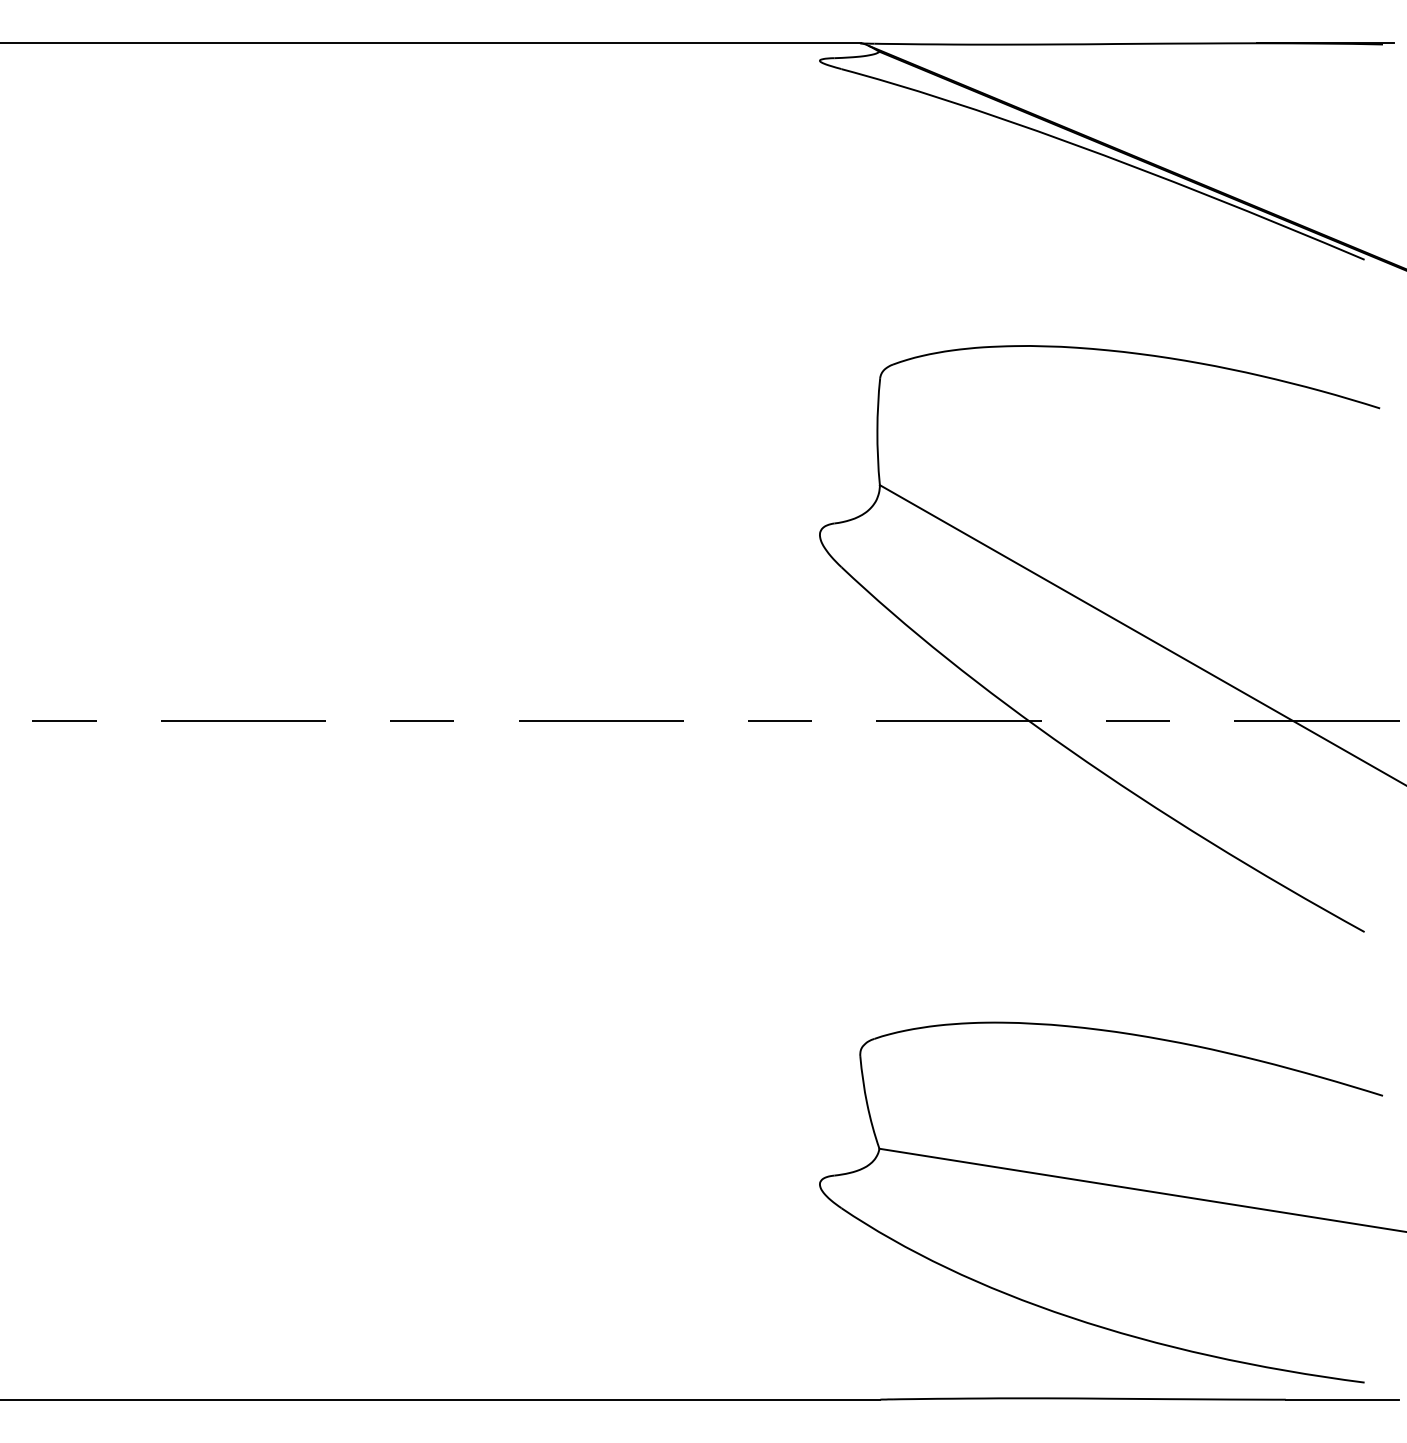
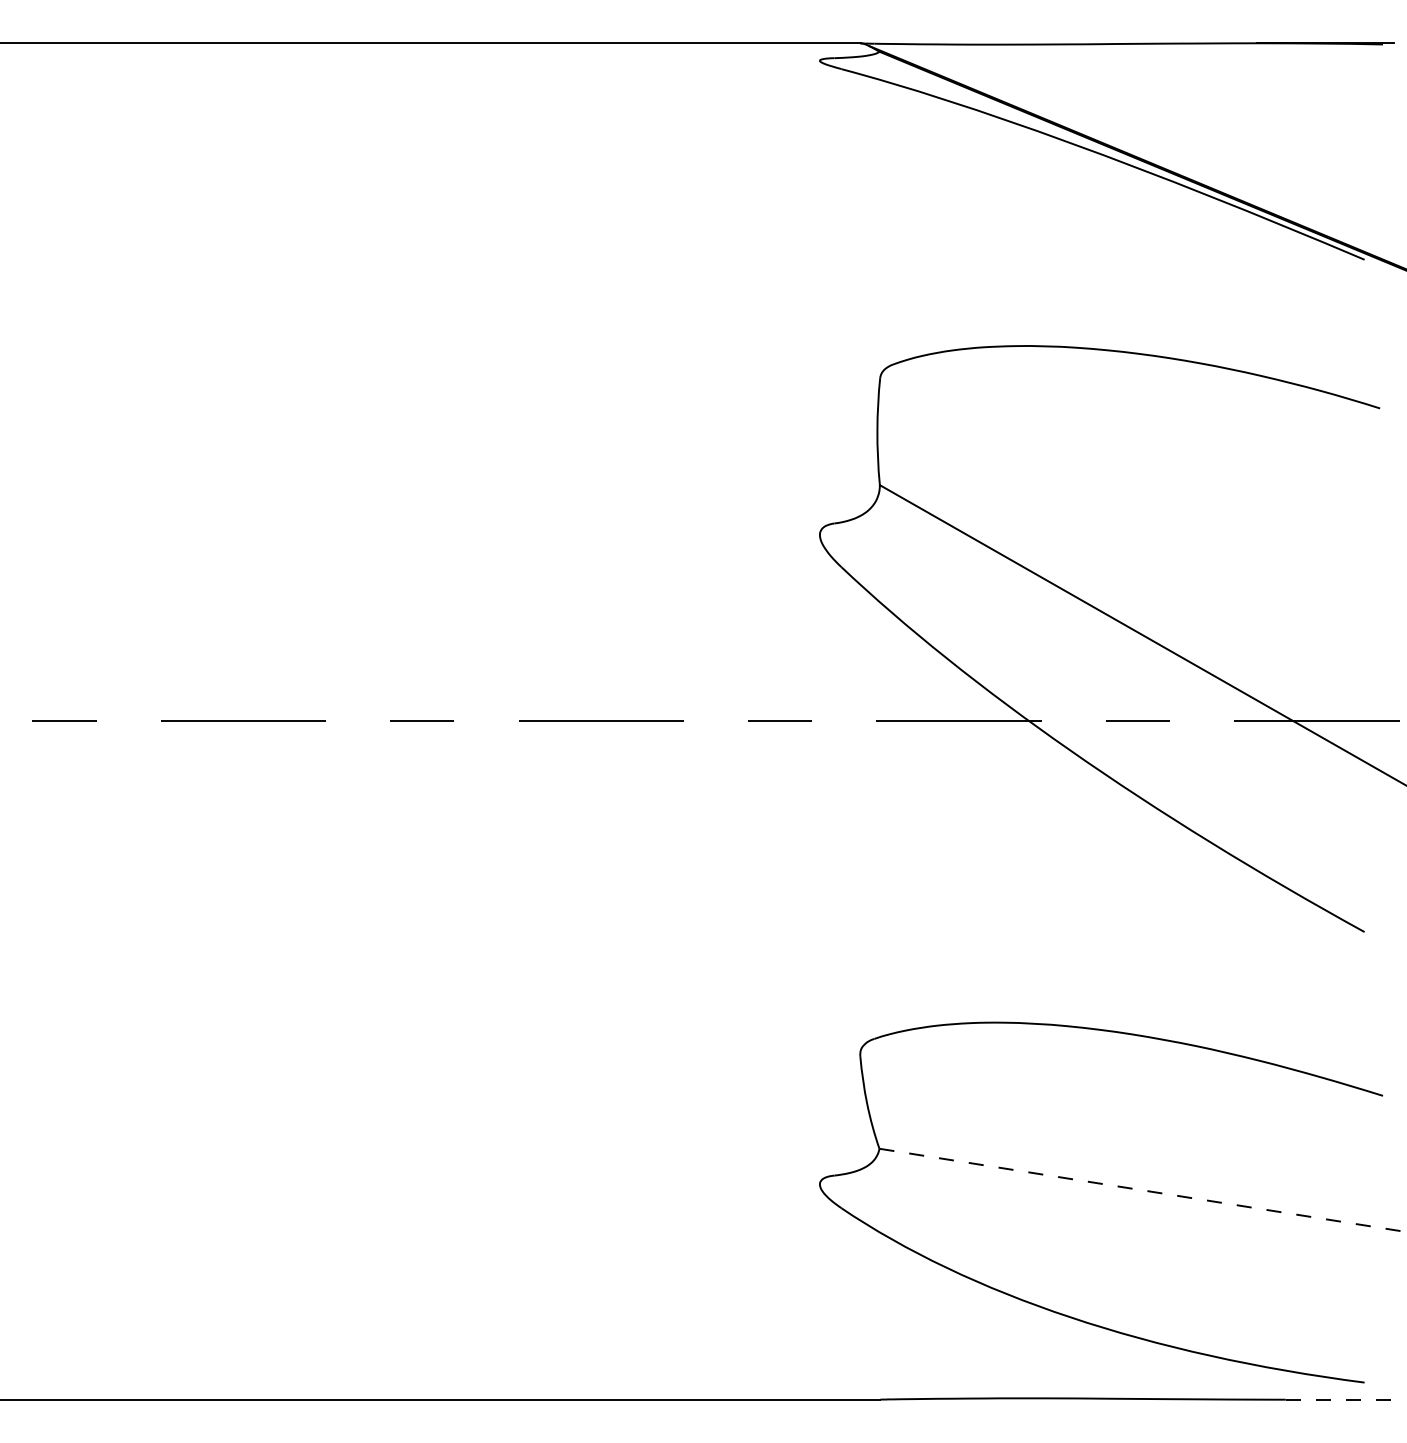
line: solid -> dashed (1143, 1190)
line: solid -> dashed (1342, 1399)
